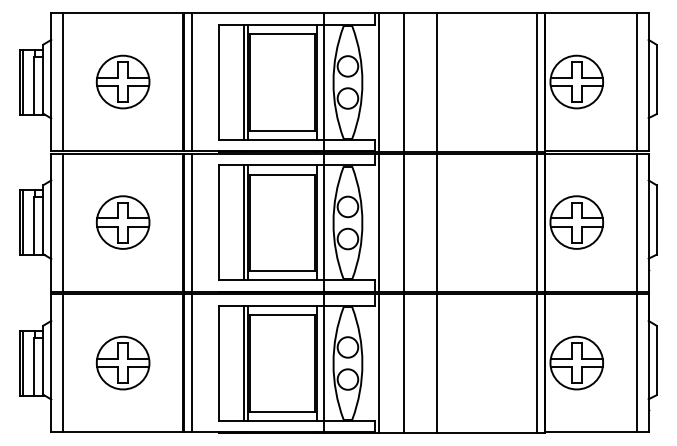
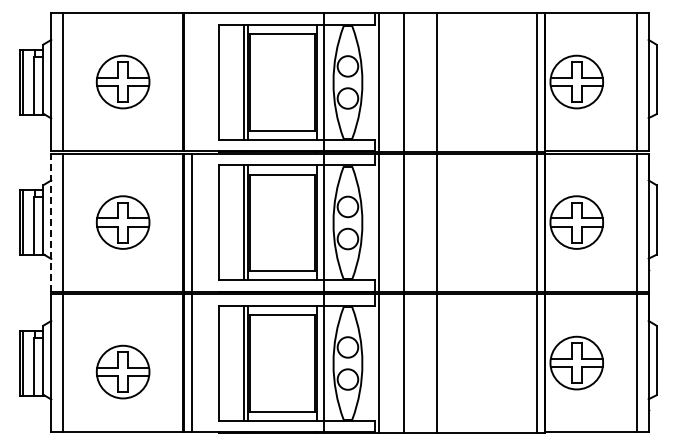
line: present -> none (191, 82)
line: solid -> dashed (51, 222)
part position: (122, 362) -> (122, 371) (122, 371)
